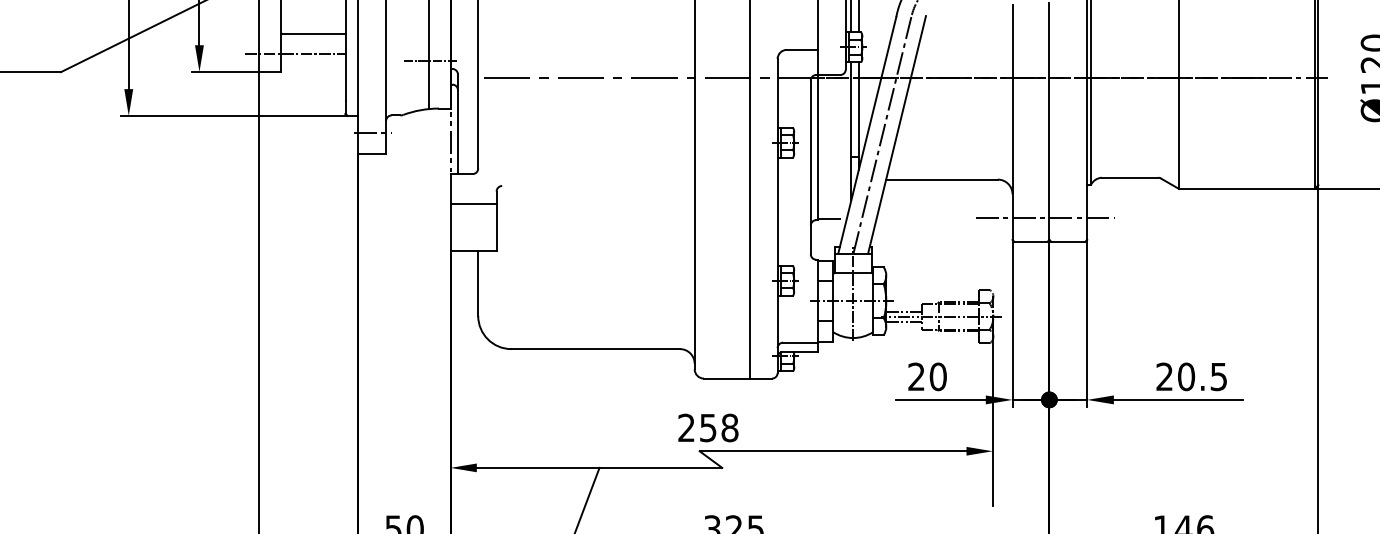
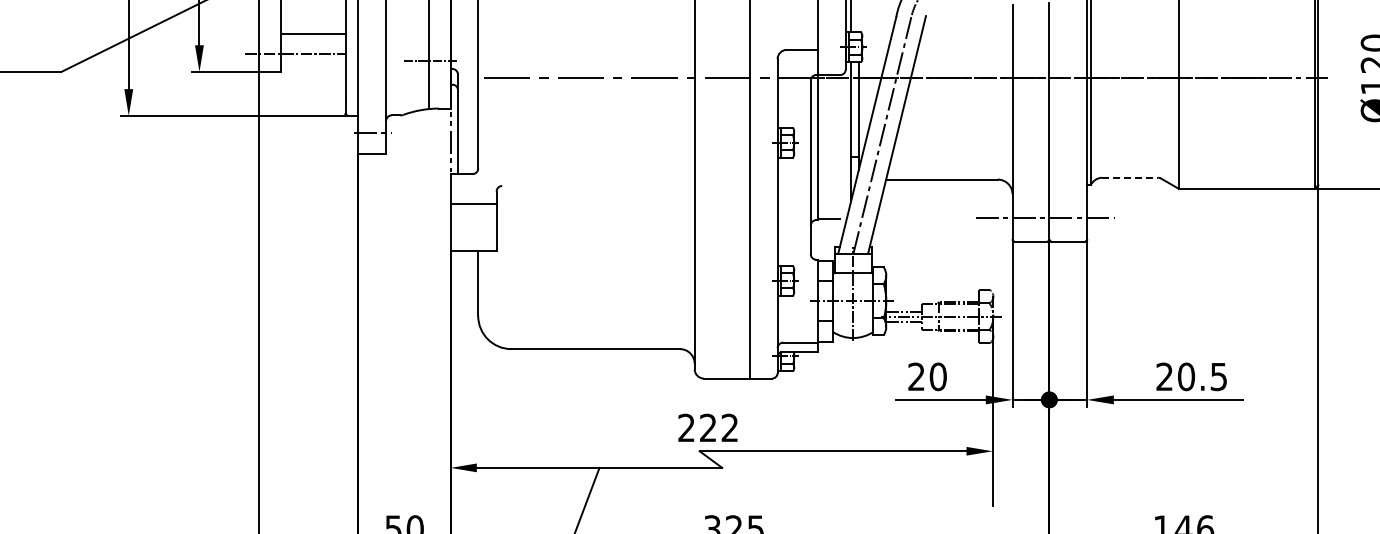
line: present -> none (858, 17)
line: solid -> dashed (1130, 177)
text: 258 -> 222 (719, 427)
